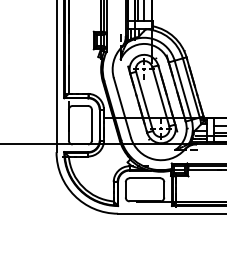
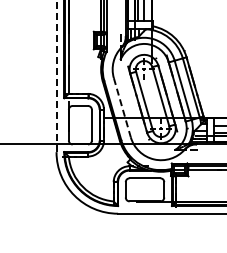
line: solid -> dashed (56, 76)
line: solid -> dashed (122, 107)
